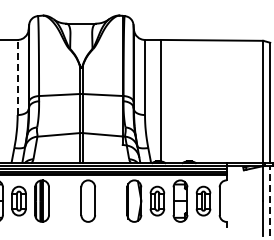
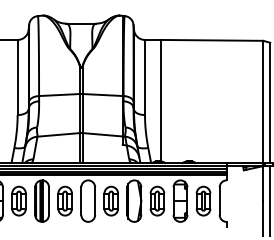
line: dashed -> solid (17, 77)
part: none -> present (64, 200)
part: none -> present (110, 200)
line: dashed -> solid (270, 201)
